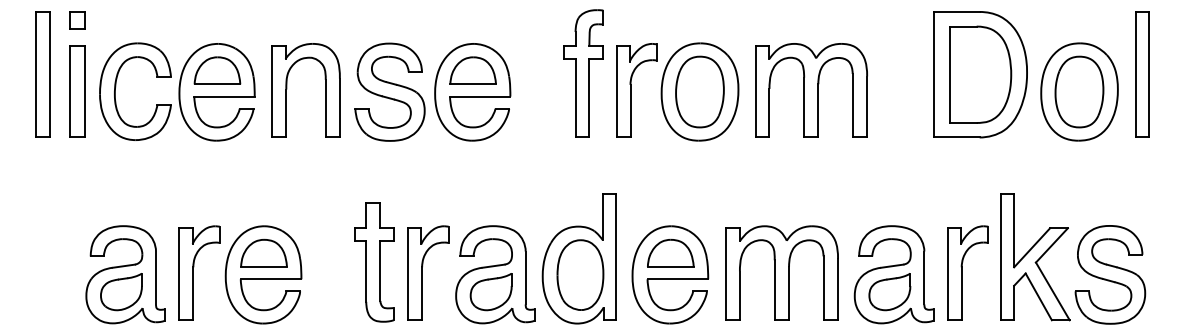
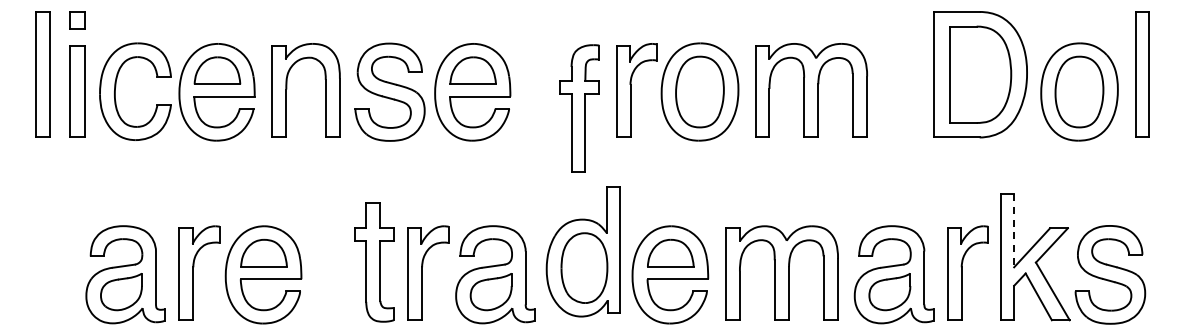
part position: (583, 73) -> (579, 108) (579, 108)
line: solid -> dashed (1014, 230)
part position: (578, 258) -> (582, 251) (582, 251)
